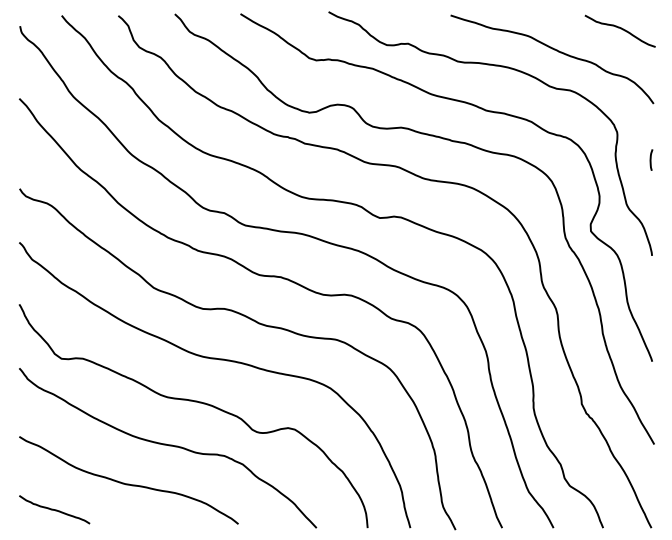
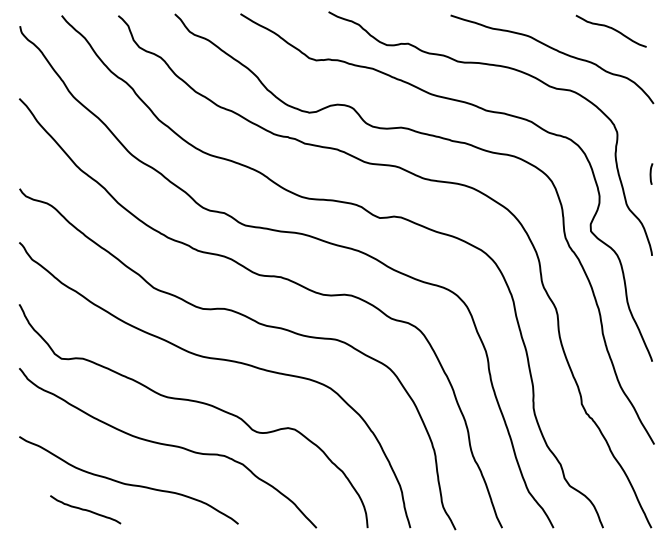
curve position: (620, 29) -> (611, 29) (611, 29)
curve position: (651, 159) -> (651, 173) (651, 173)
curve position: (54, 509) -> (85, 509) (85, 509)
